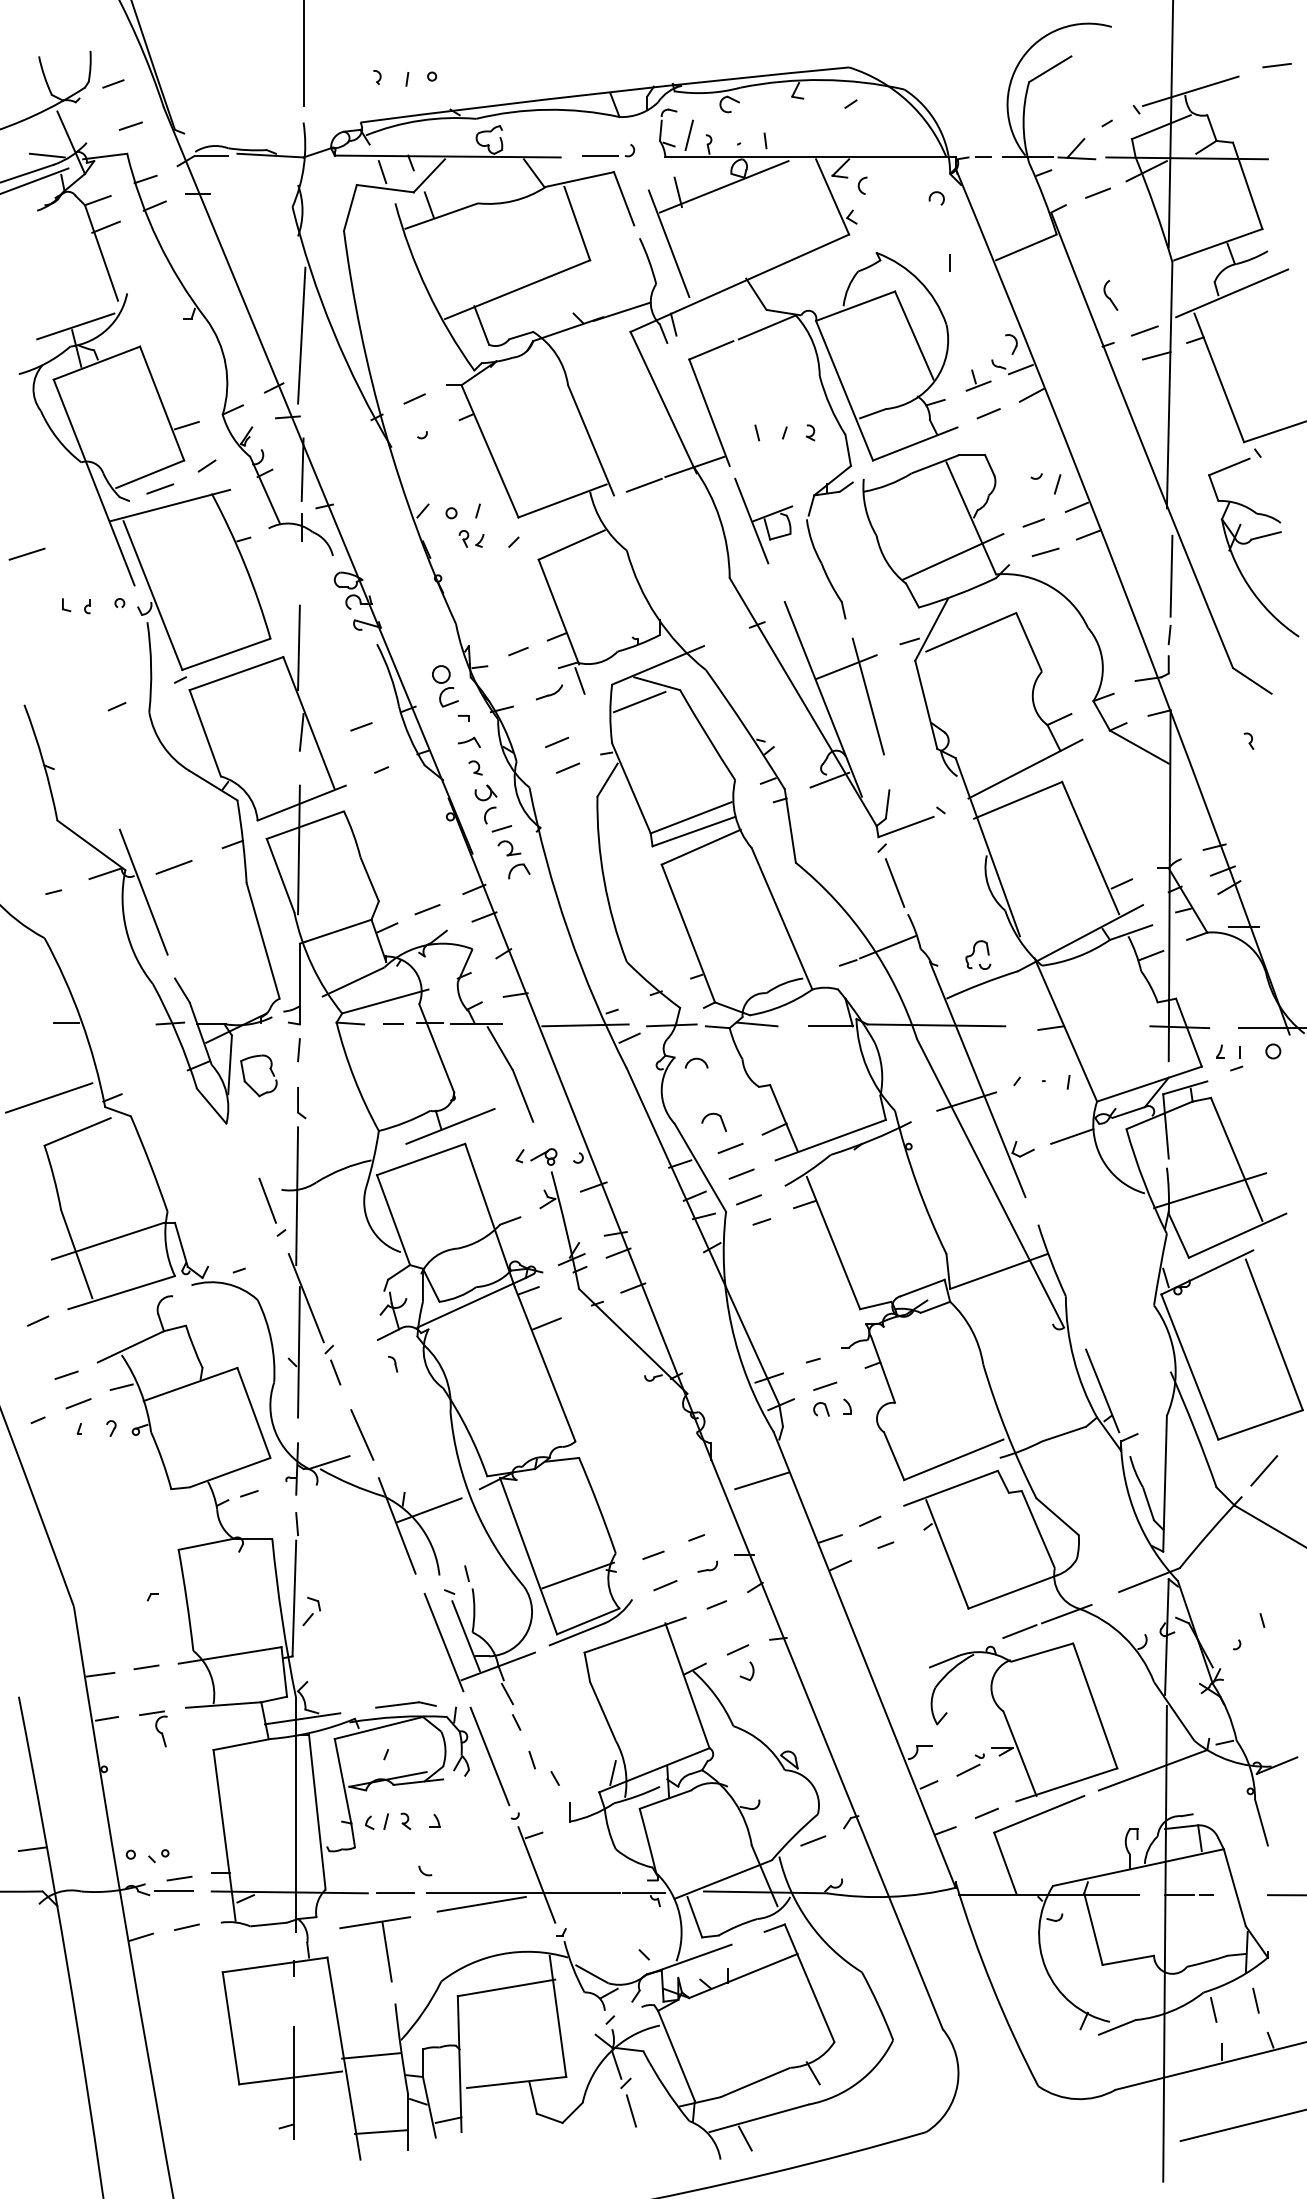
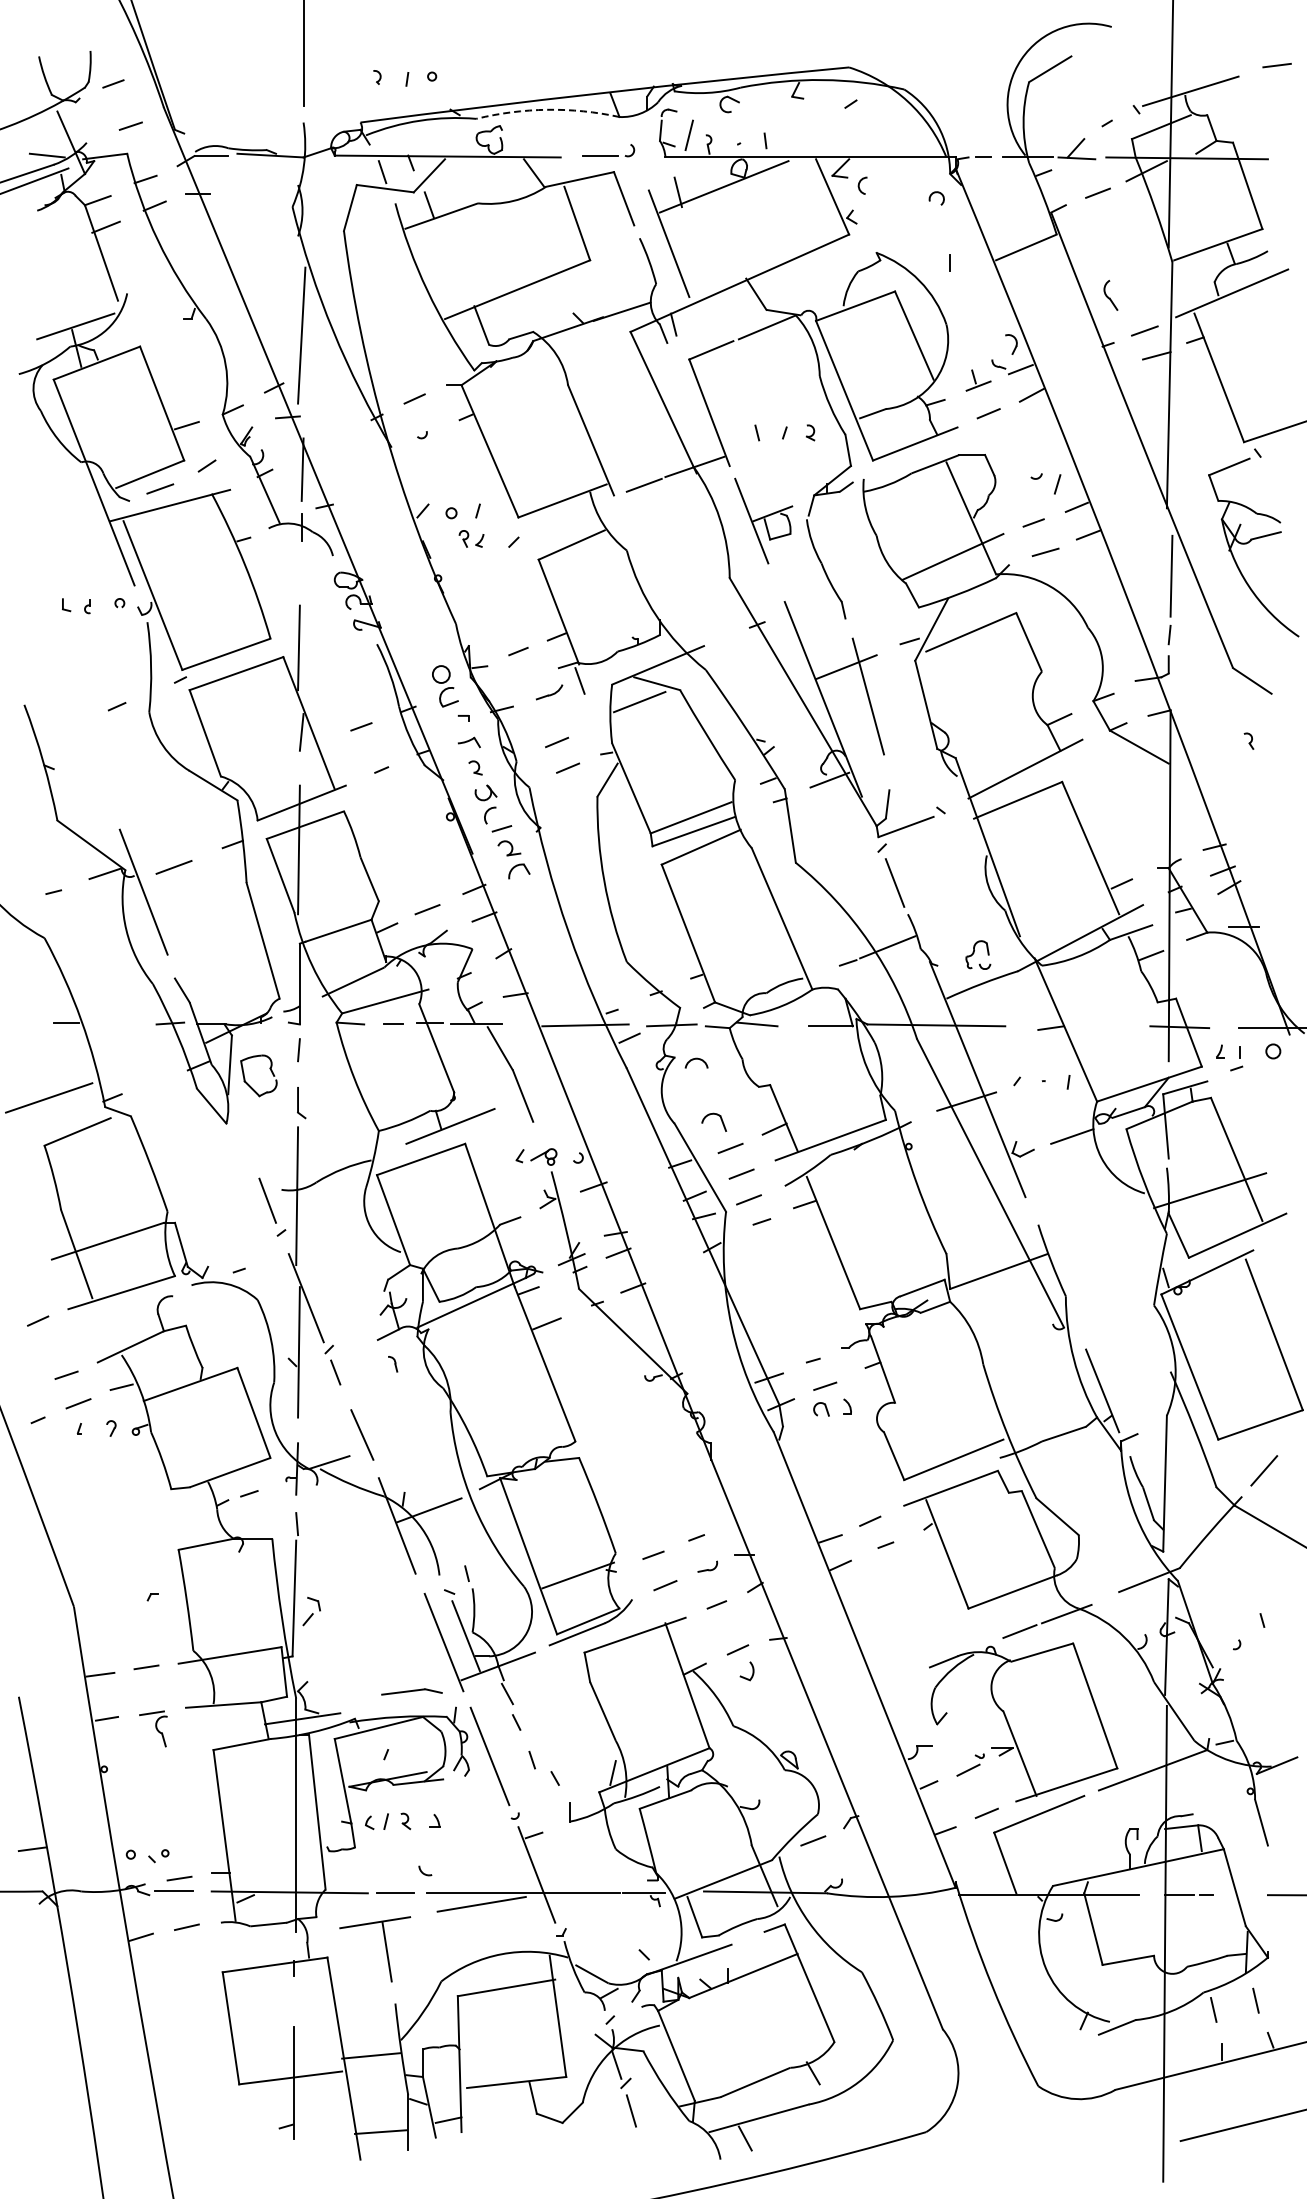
arc: solid -> dashed (547, 109)
line: present -> none (26, 553)
line: present -> none (761, 1480)
part position: (405, 1704) -> (411, 1691) (411, 1691)
